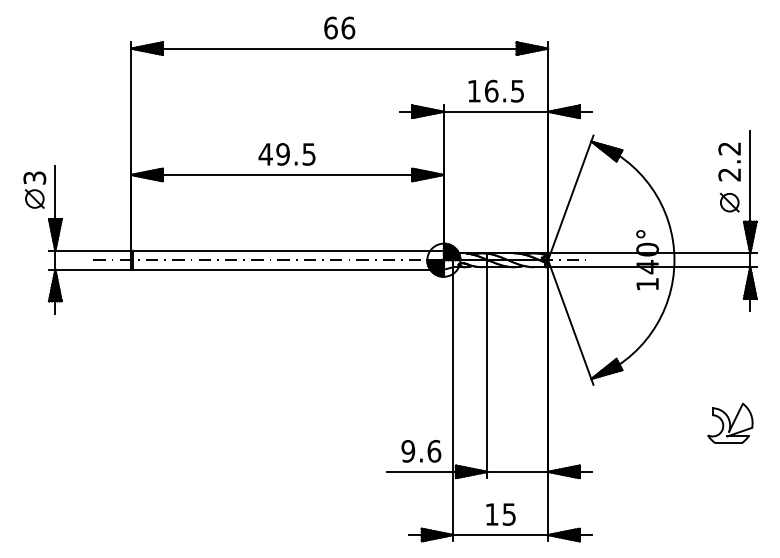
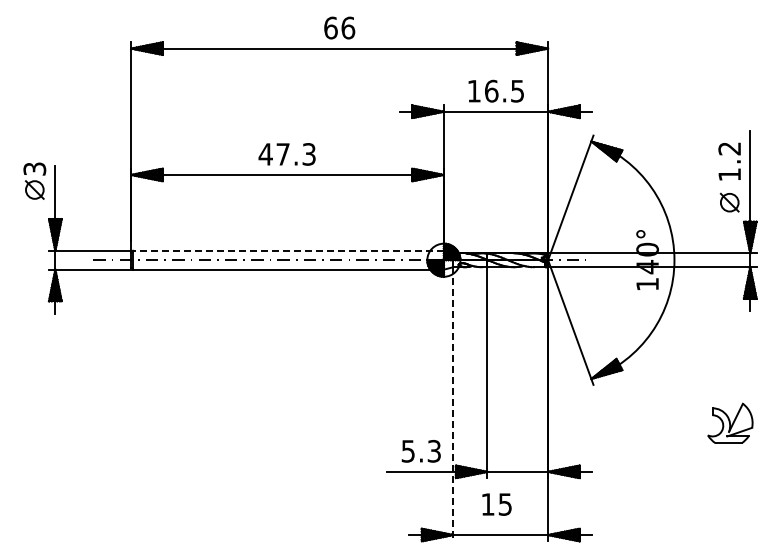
text: 49.5 -> 47.3 (295, 154)
text: 2.2 -> 1.2 (729, 174)
part position: (34, 189) -> (34, 180) (34, 180)
line: solid -> dashed (287, 250)
line: solid -> dashed (453, 404)
text: 9.6 -> 5.3 (421, 450)
text position: (500, 514) -> (496, 504) (496, 504)
